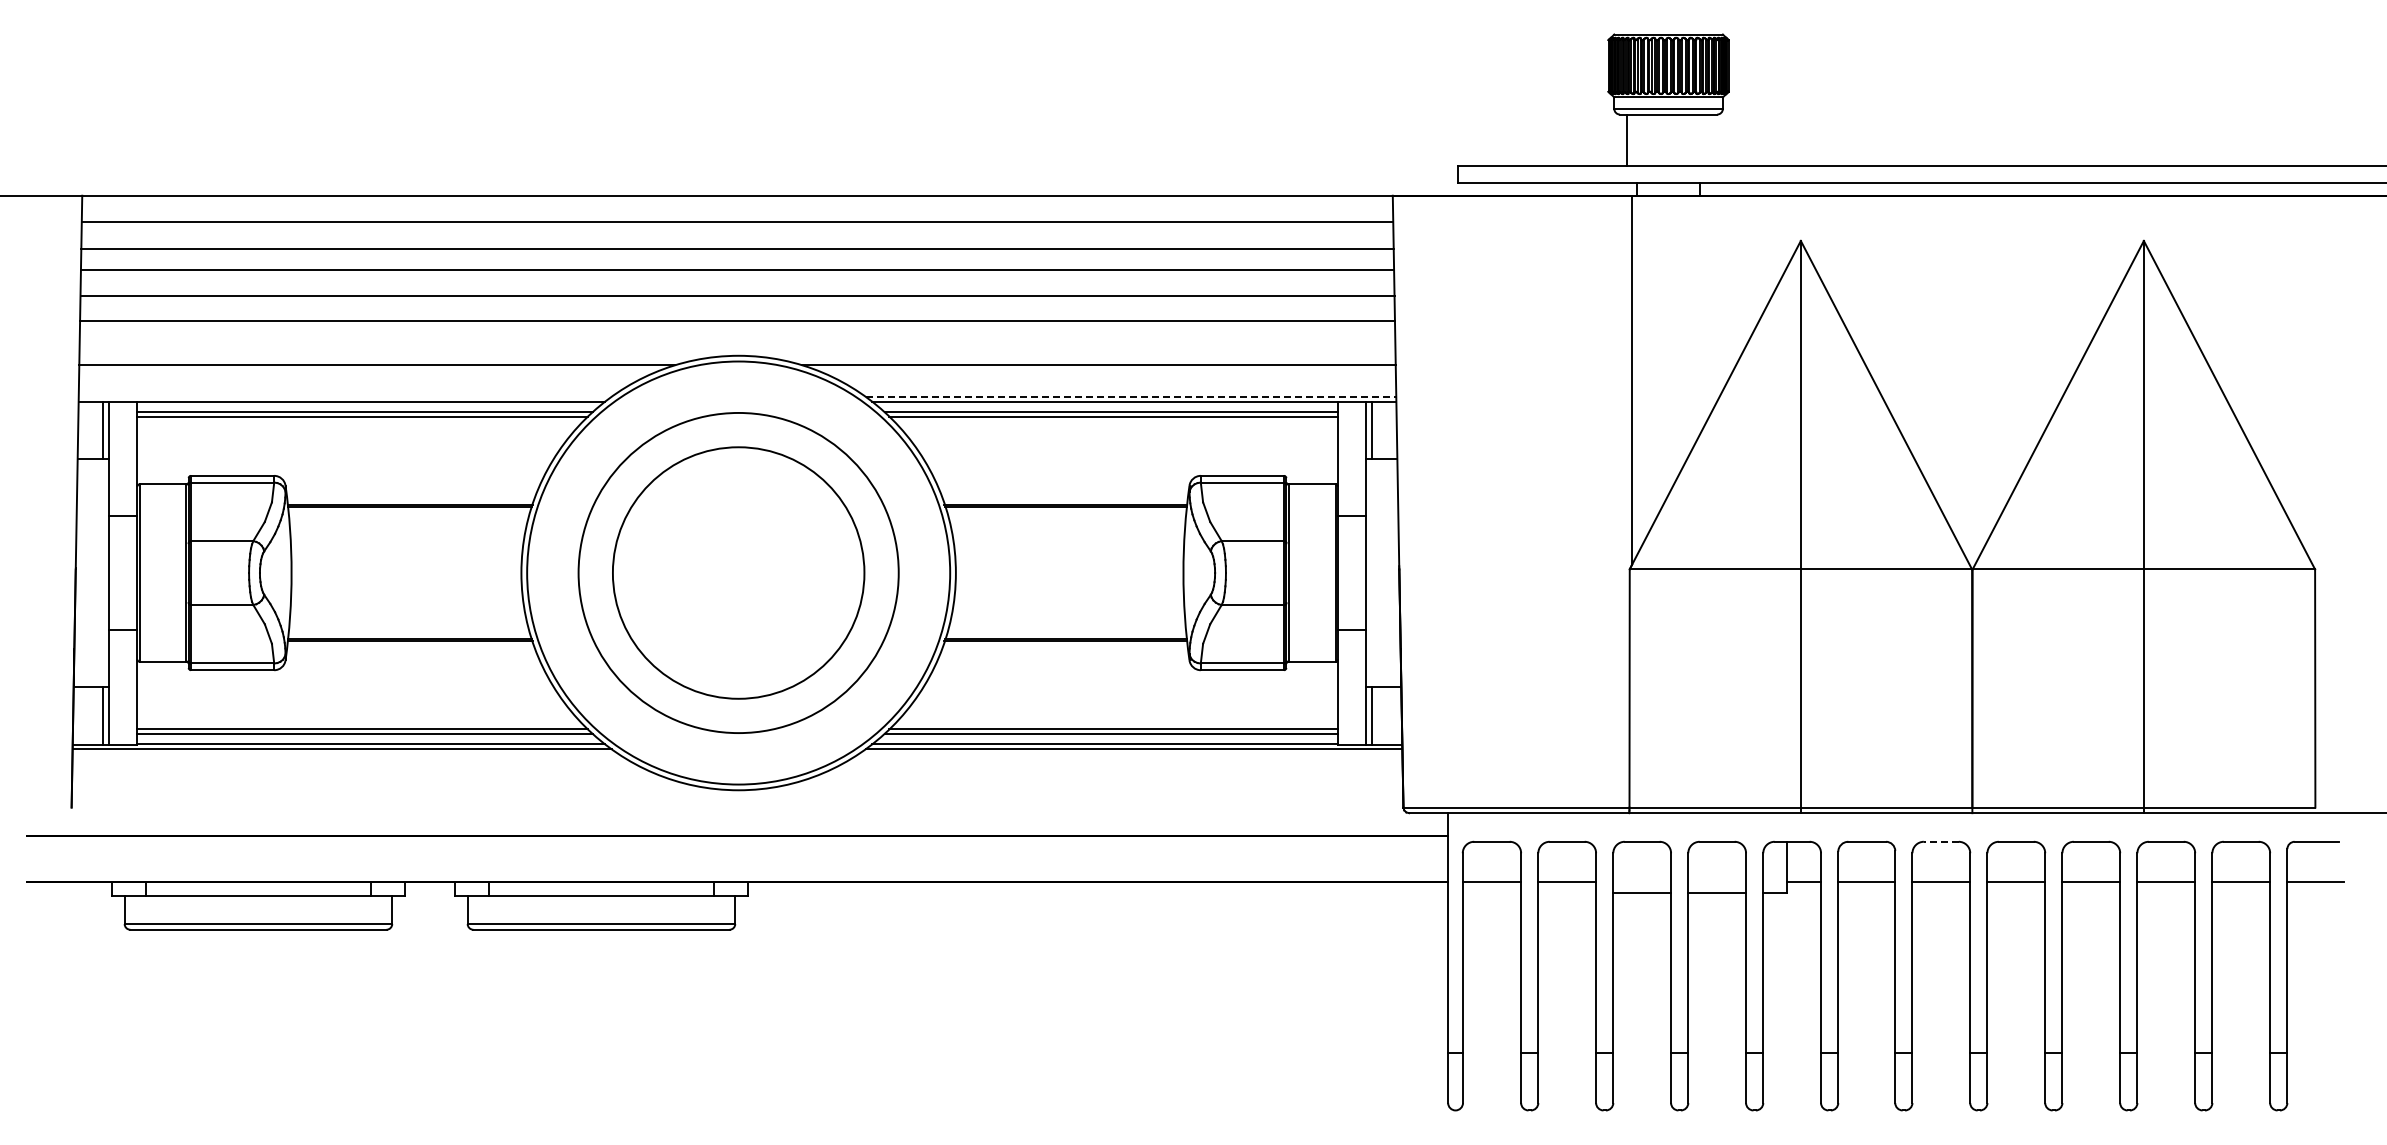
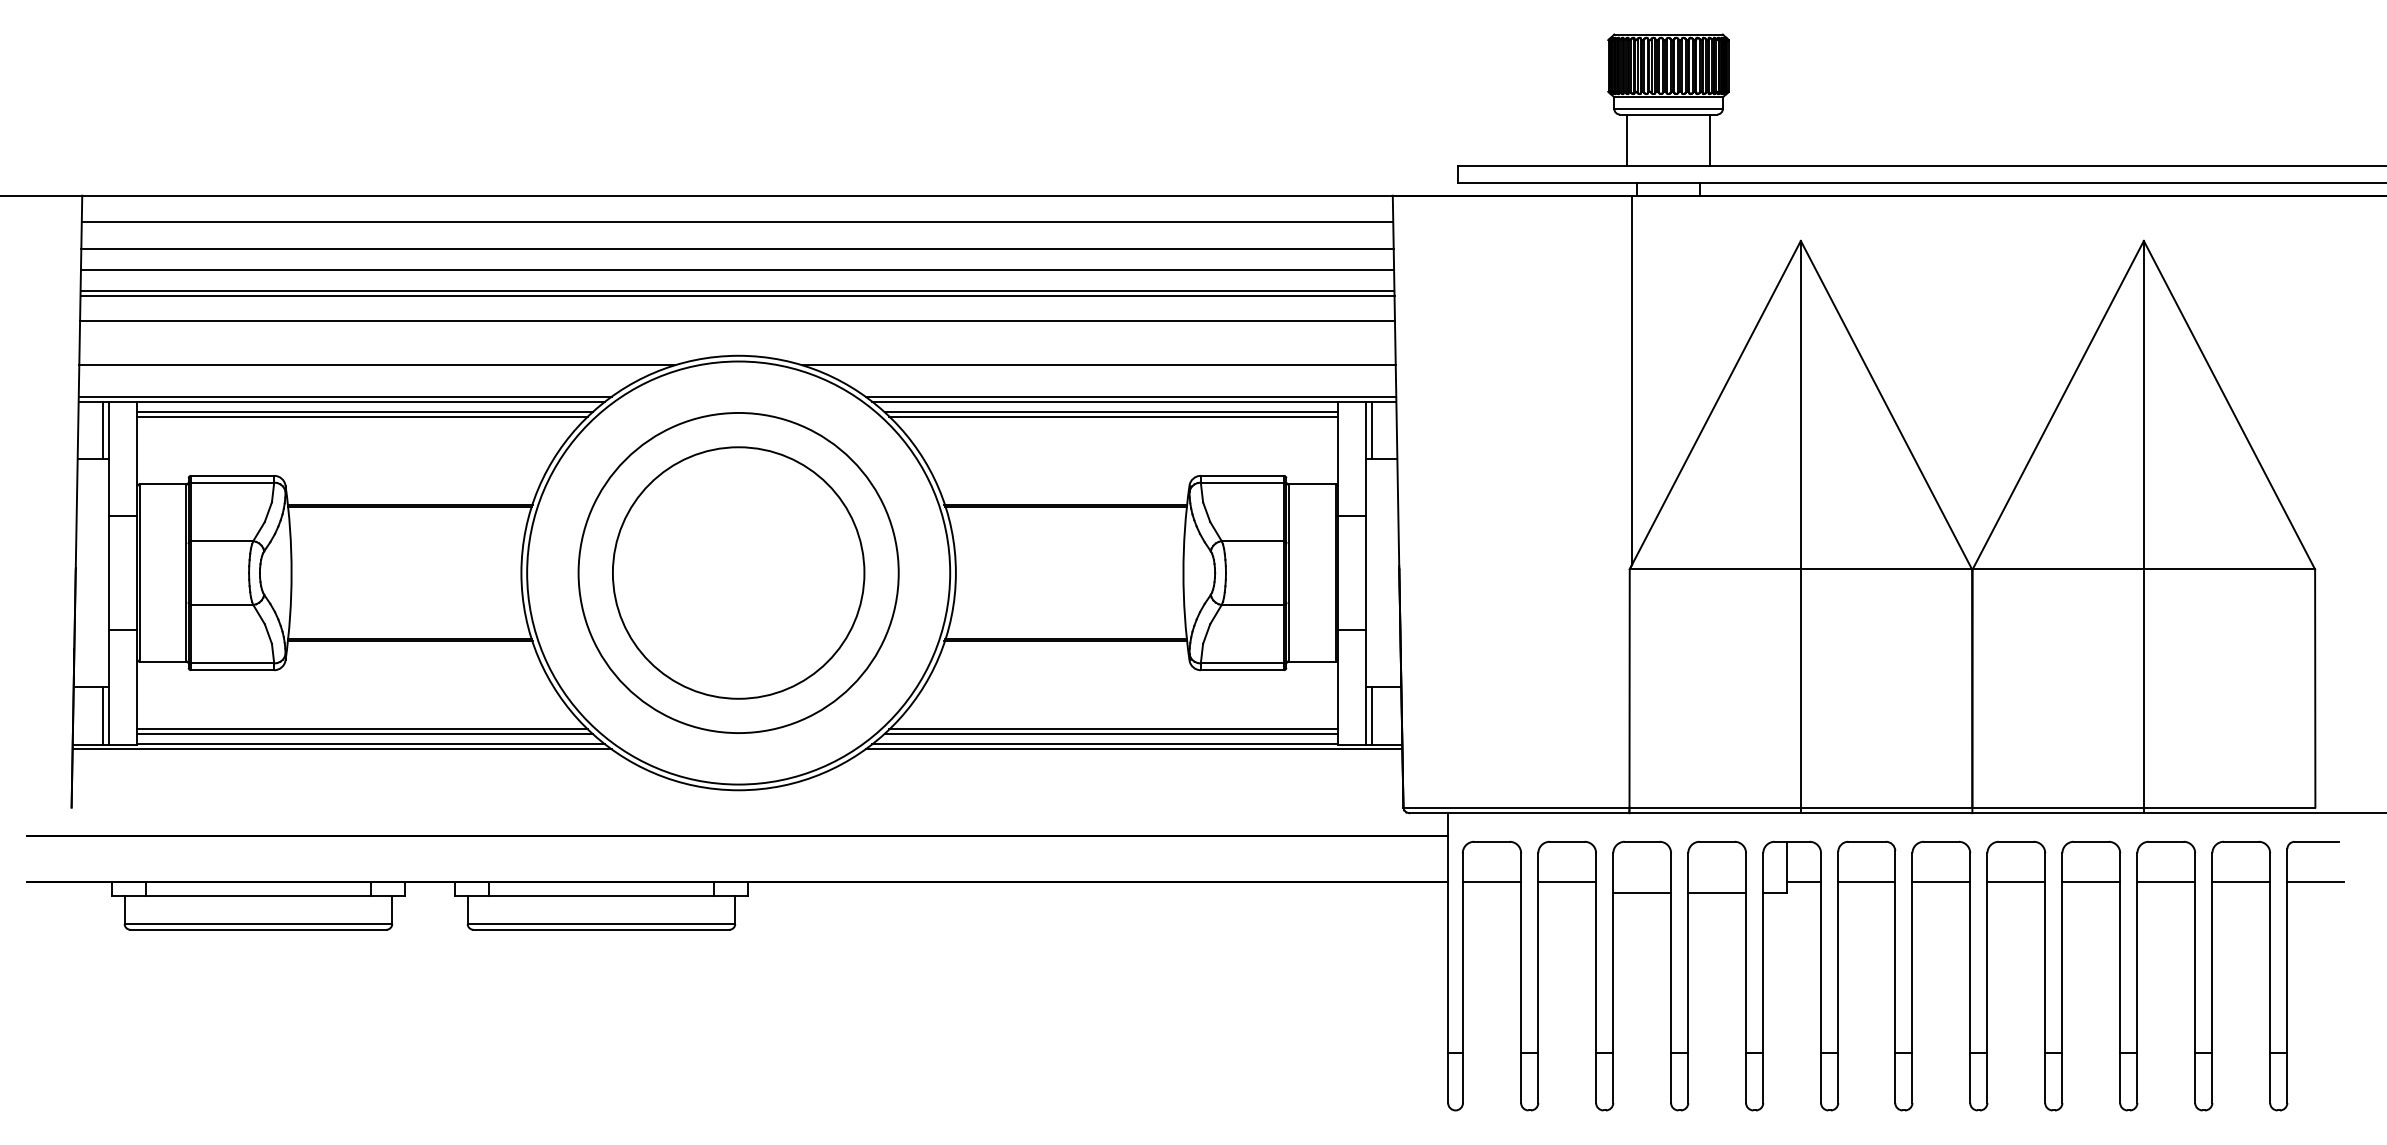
line: none -> present (1709, 140)
line: none -> present (737, 290)
line: none -> present (344, 397)
line: dashed -> solid (1131, 397)
line: dashed -> solid (1940, 841)
